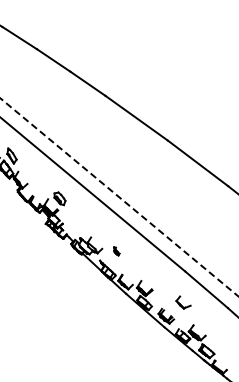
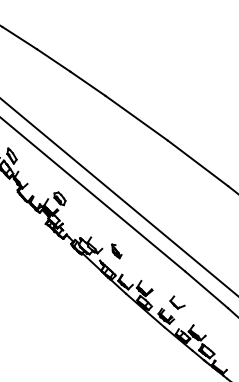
line: dashed -> solid (119, 197)
part size: 8x11 px -> 12x17 px (116, 251)
part position: (183, 302) -> (177, 302) (177, 302)
